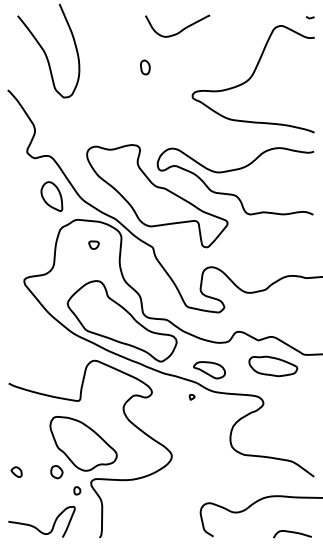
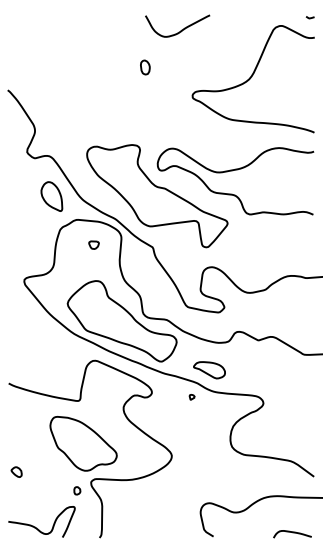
curve: present -> none (45, 51)
part: present -> none (273, 366)
part: present -> none (56, 472)
